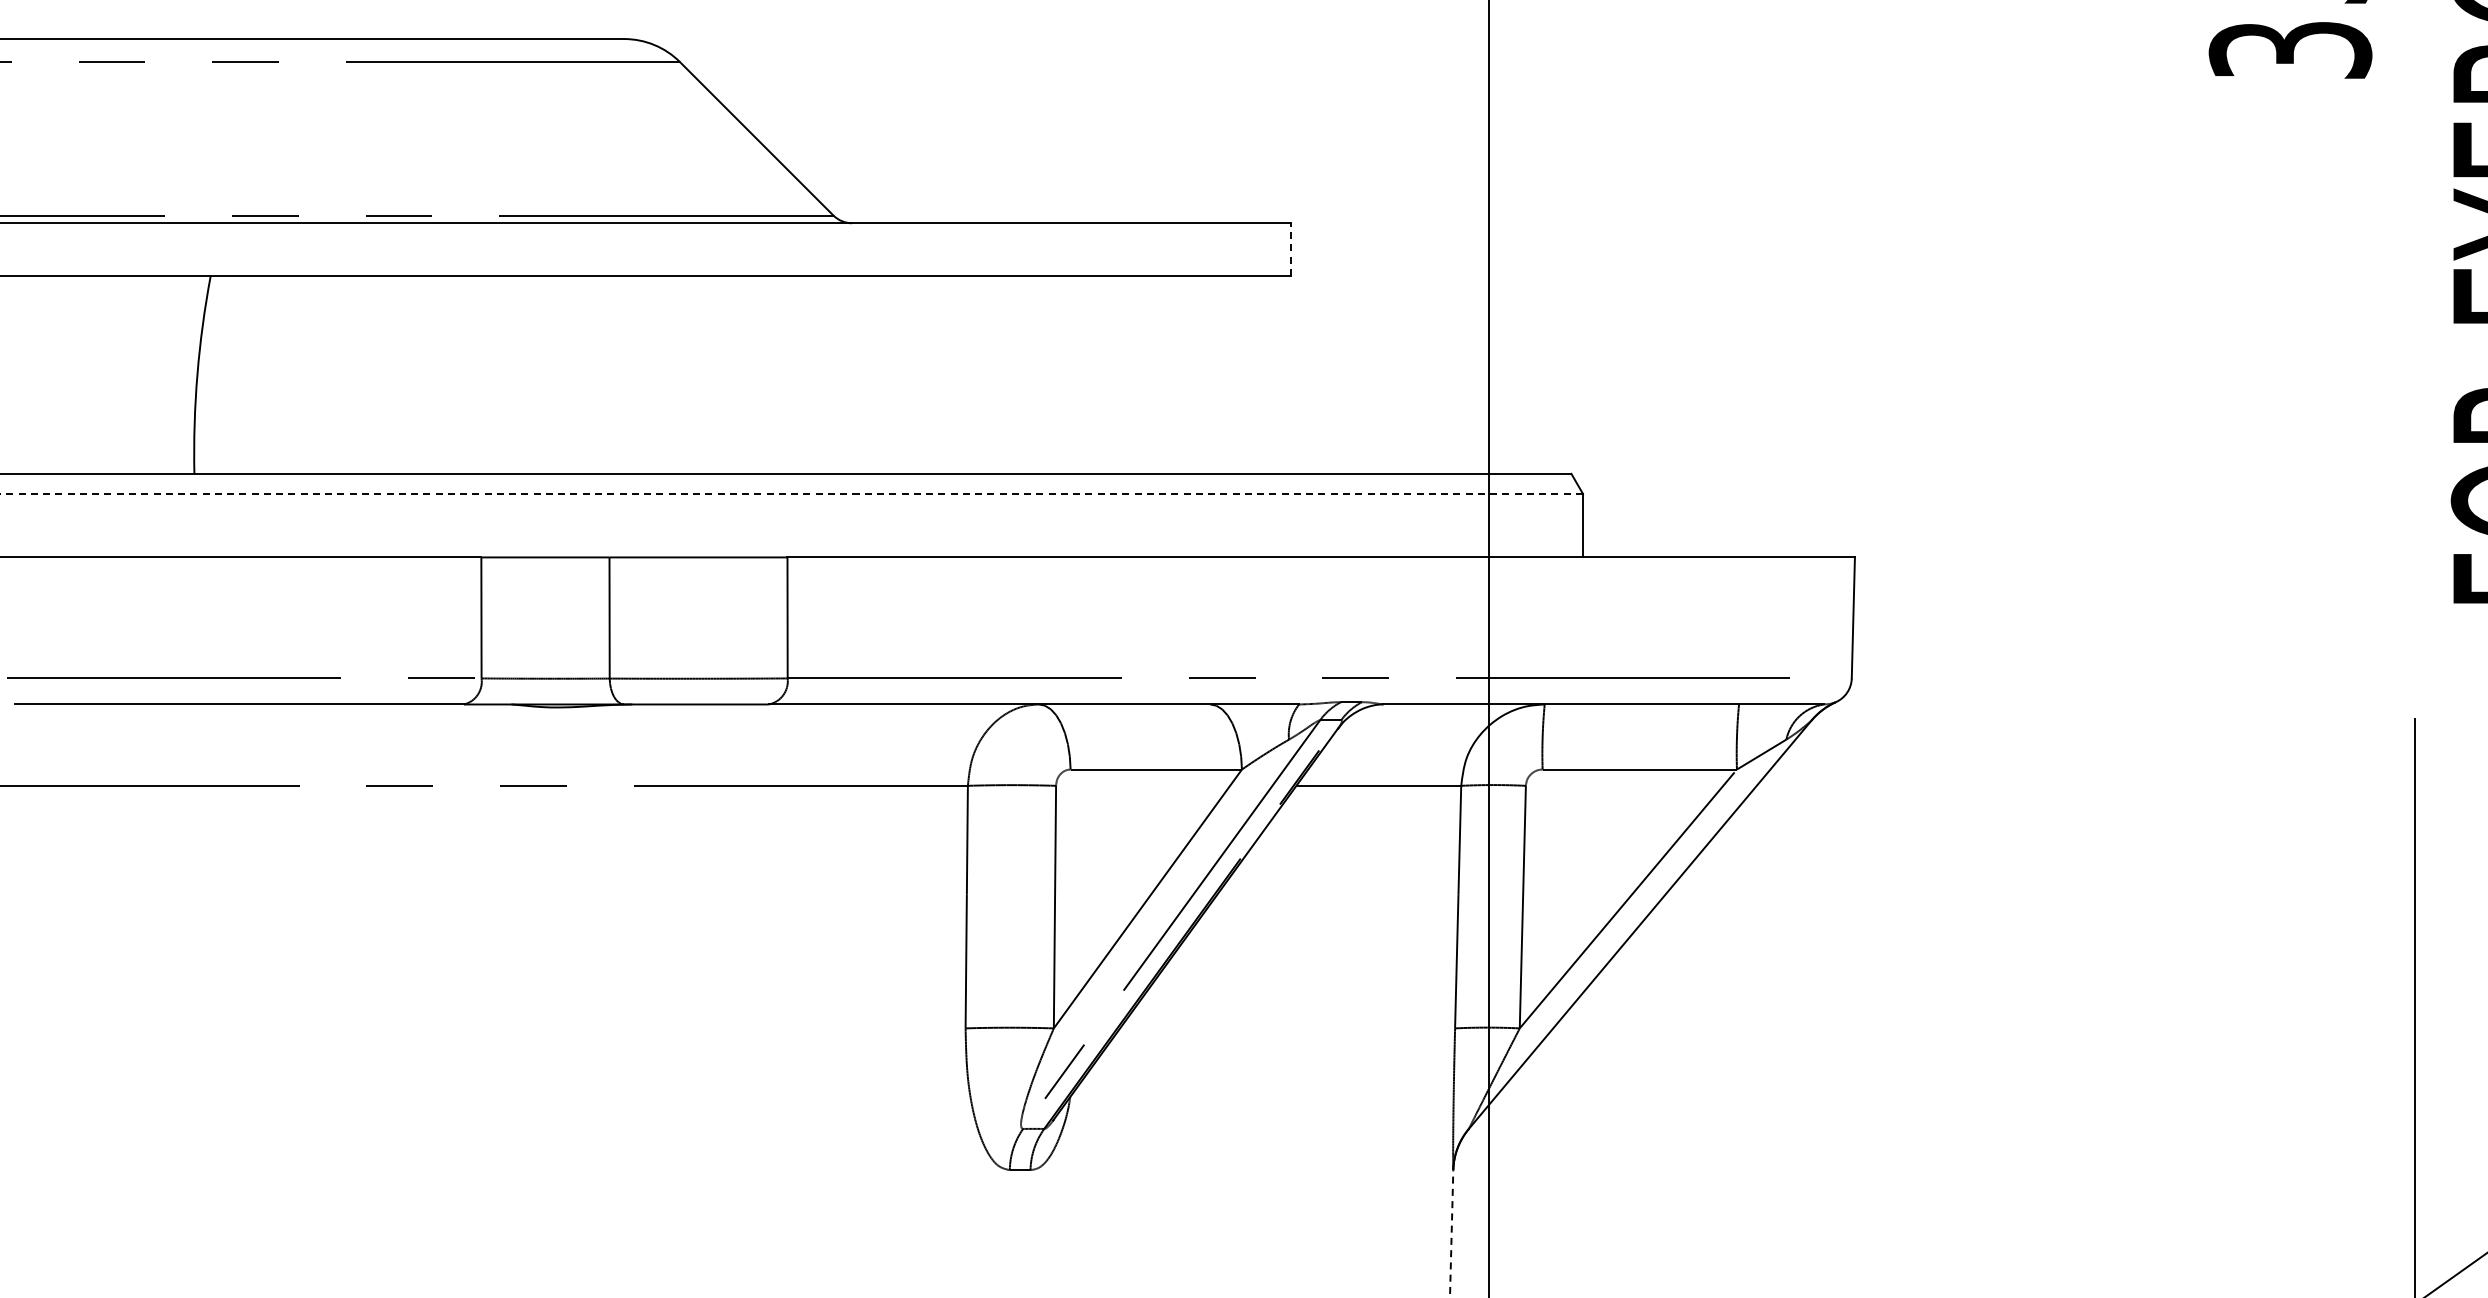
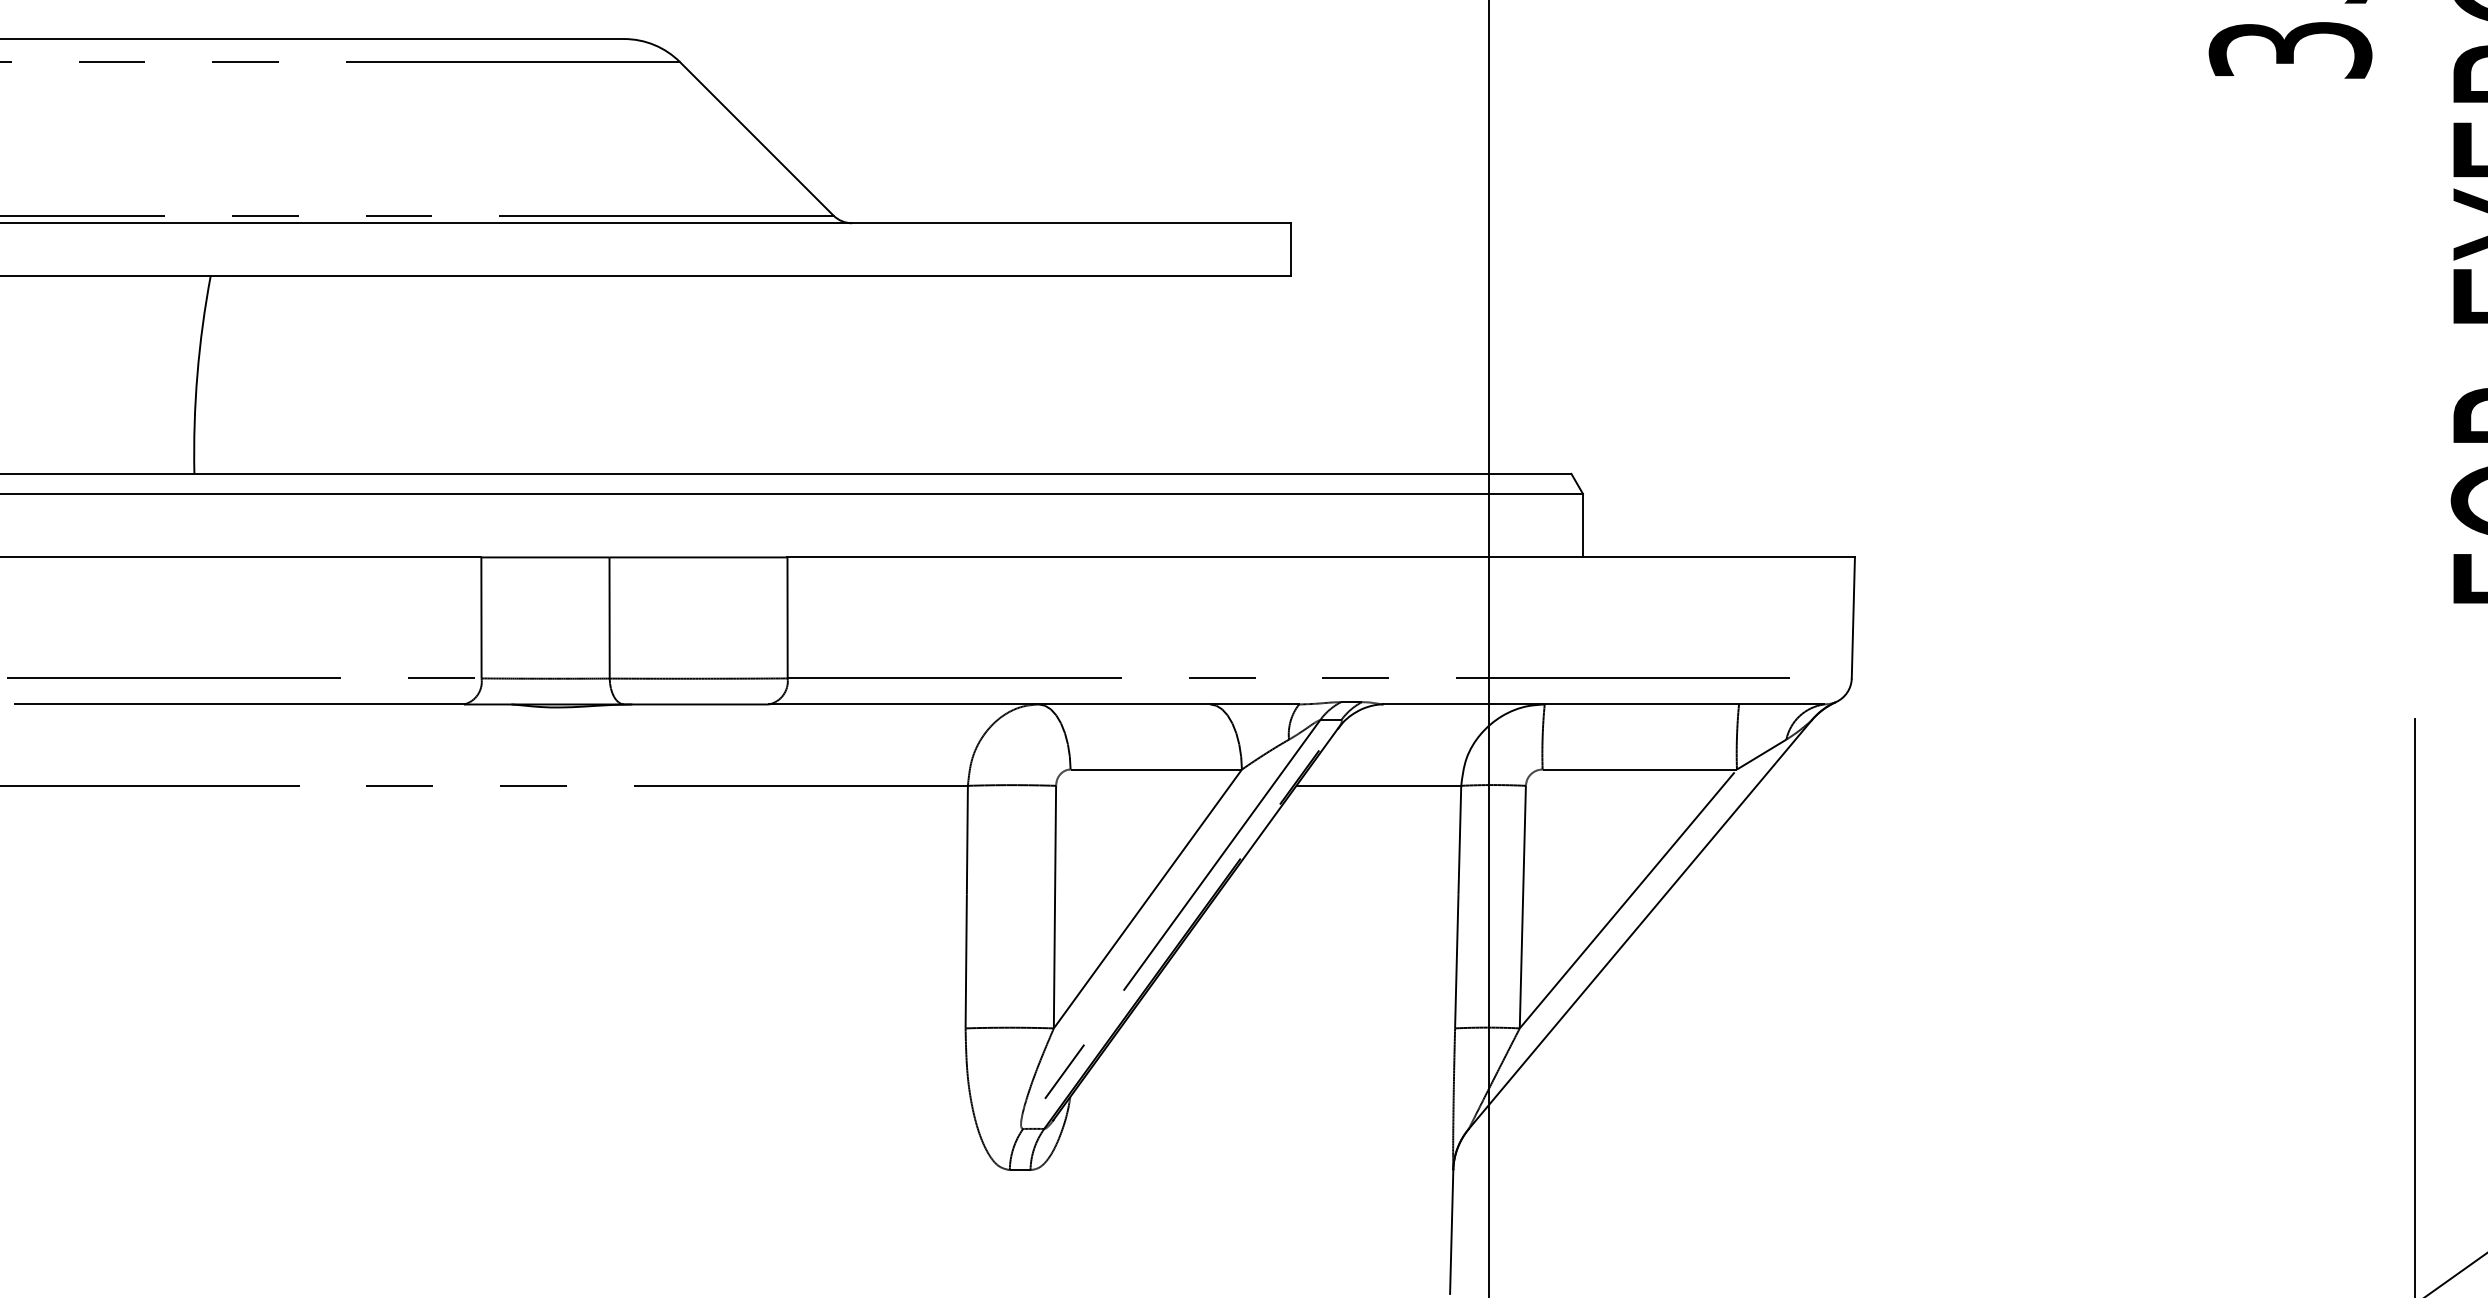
line: dashed -> solid (1290, 249)
line: dashed -> solid (791, 493)
line: dashed -> solid (1451, 1232)
